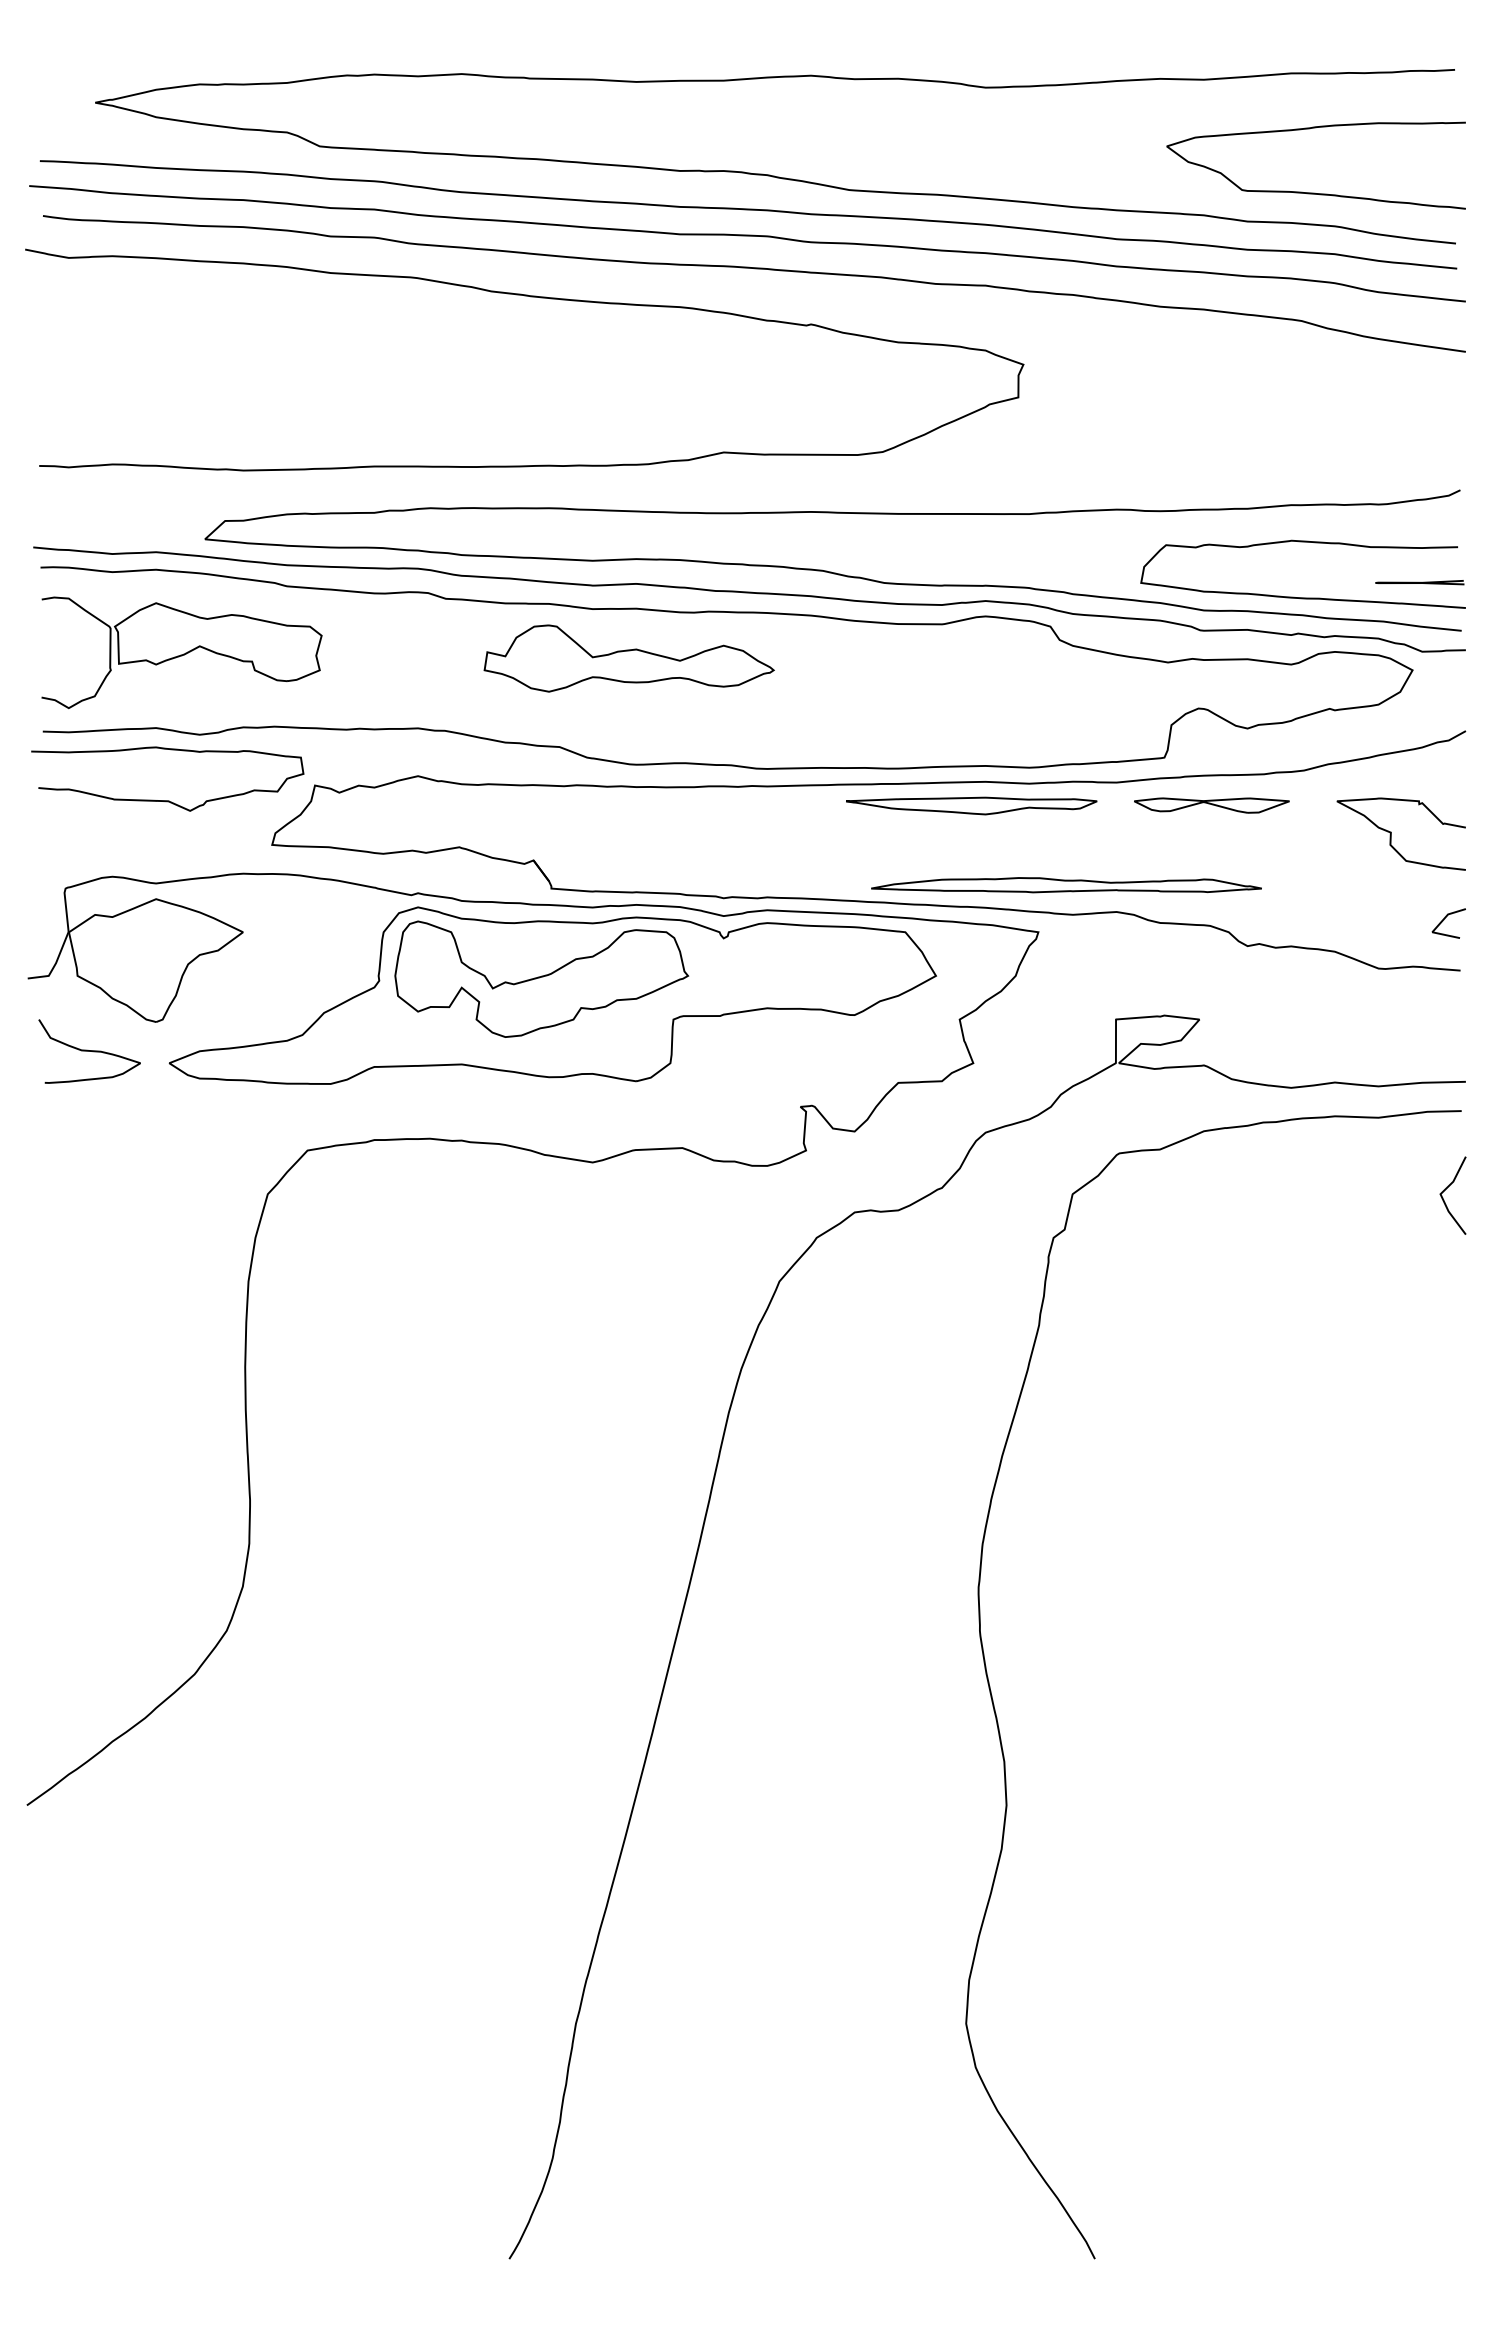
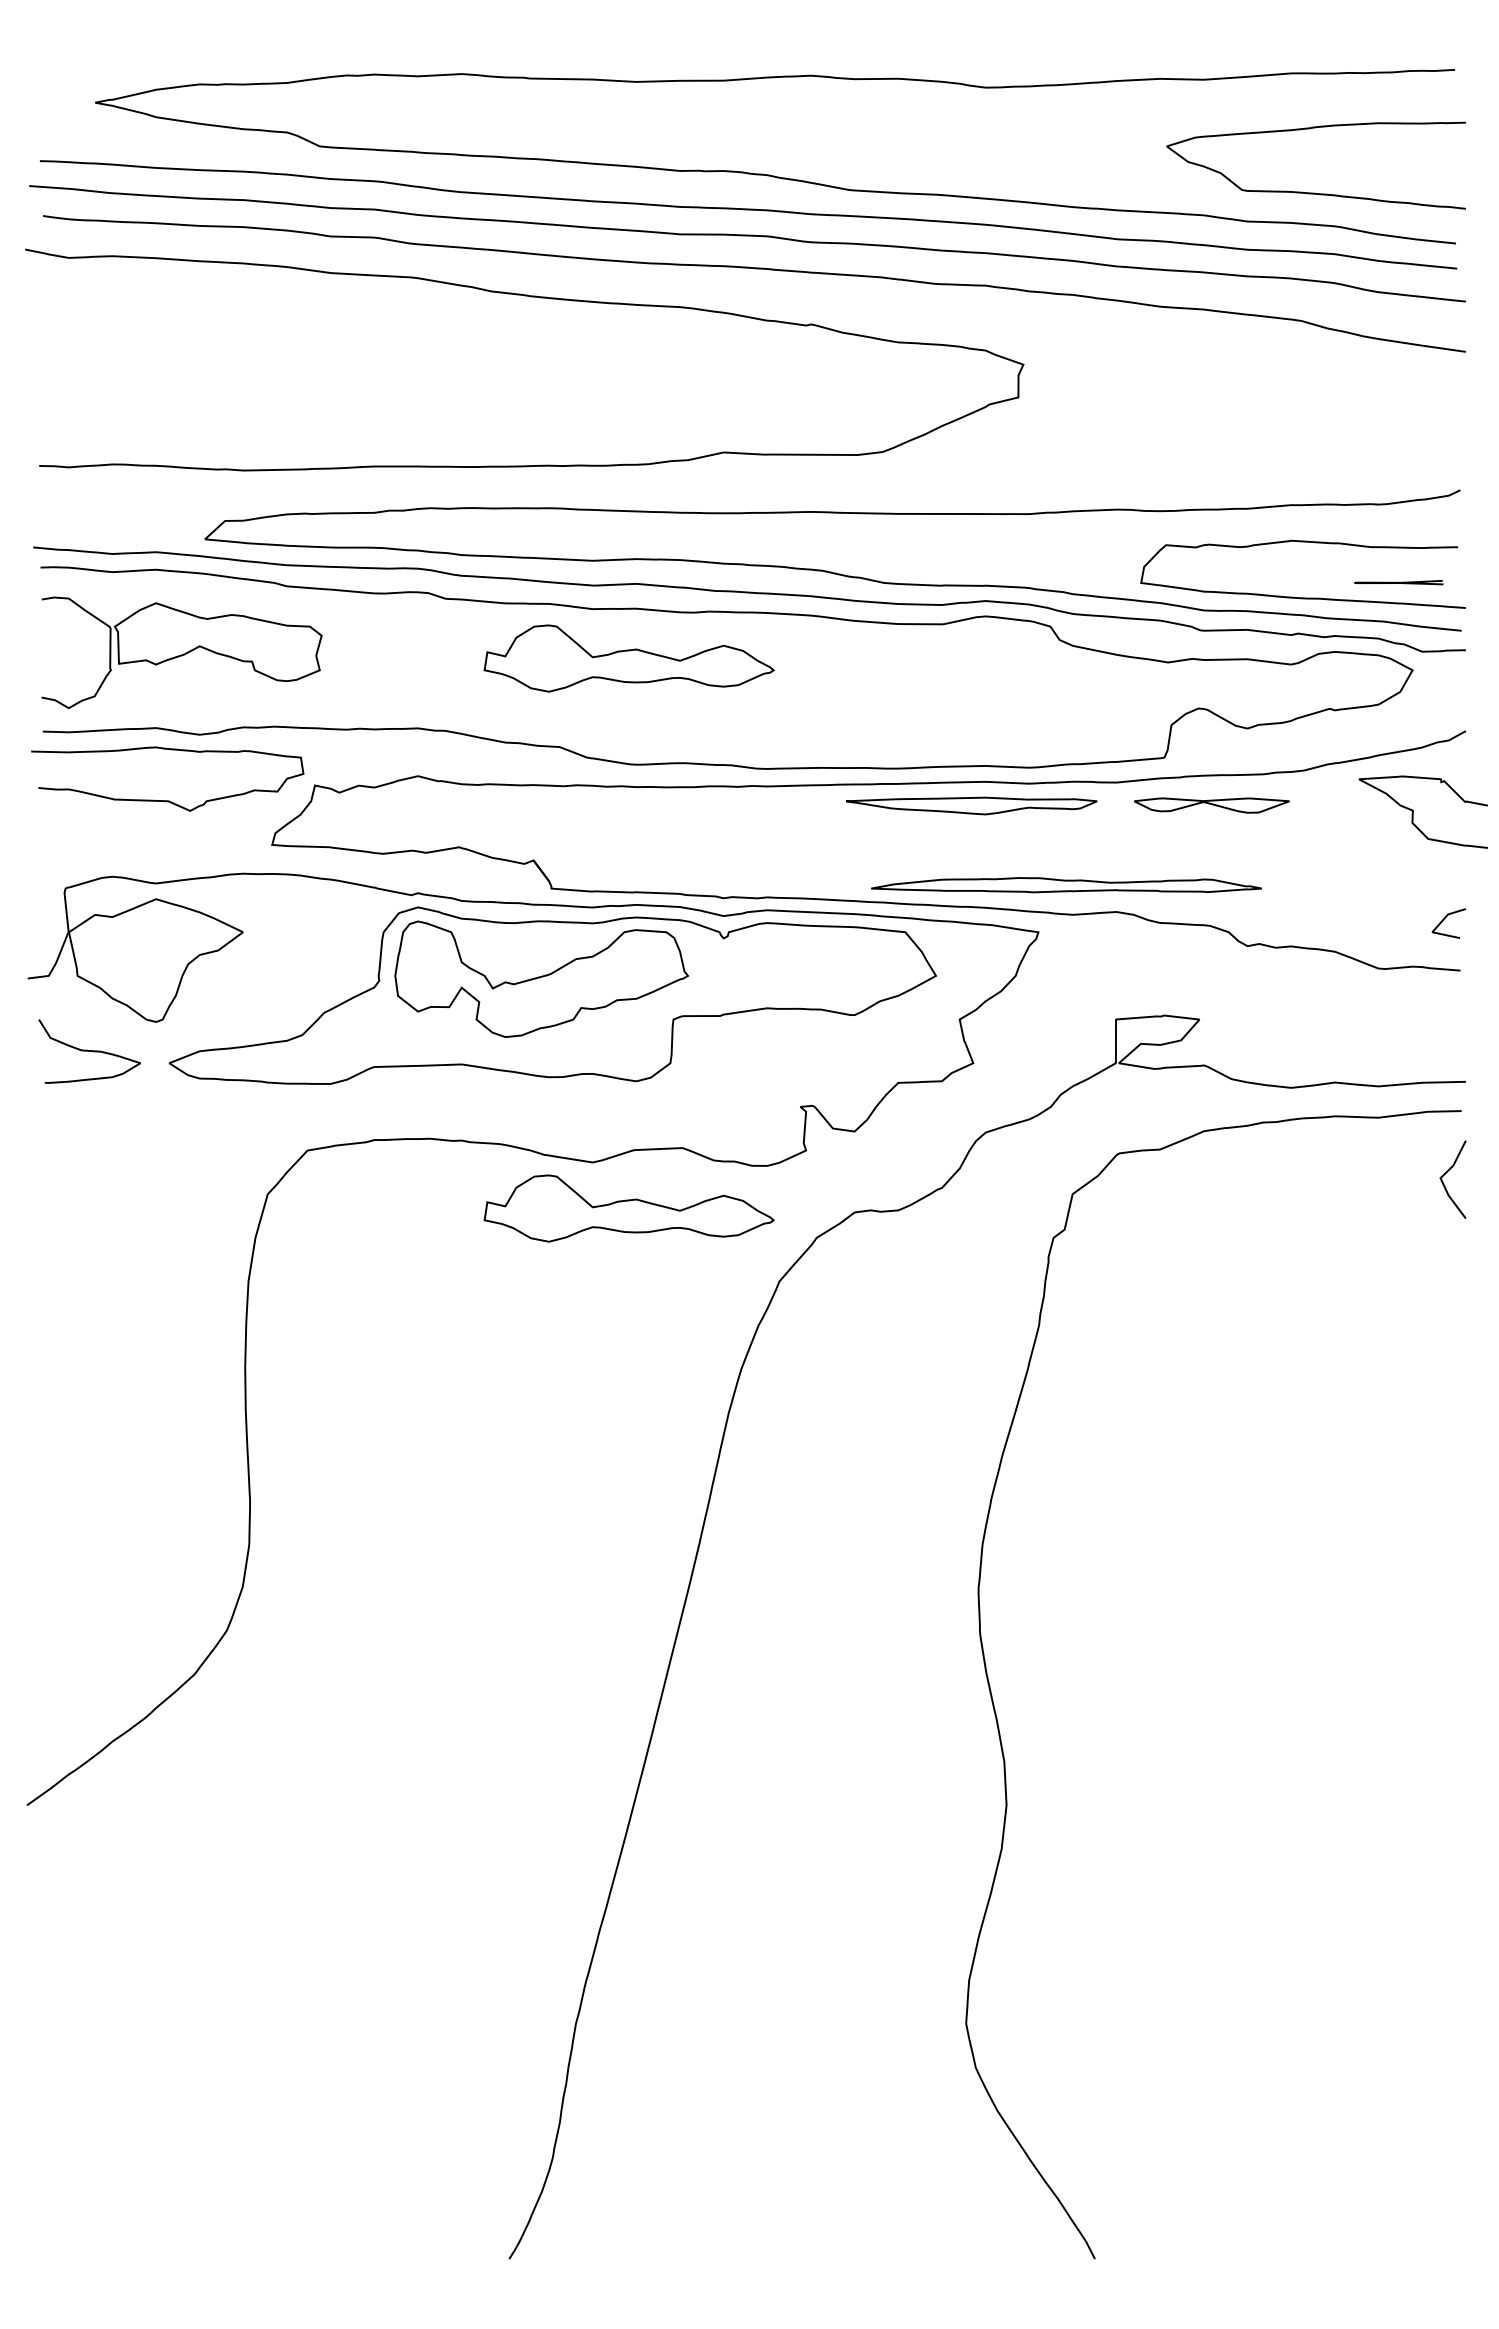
curve position: (1419, 582) -> (1398, 582) (1398, 582)
curve position: (1391, 833) -> (1413, 811) (1413, 811)
line position: (1446, 1189) -> (1446, 1173) (1446, 1173)
part: none -> present (628, 1208)
